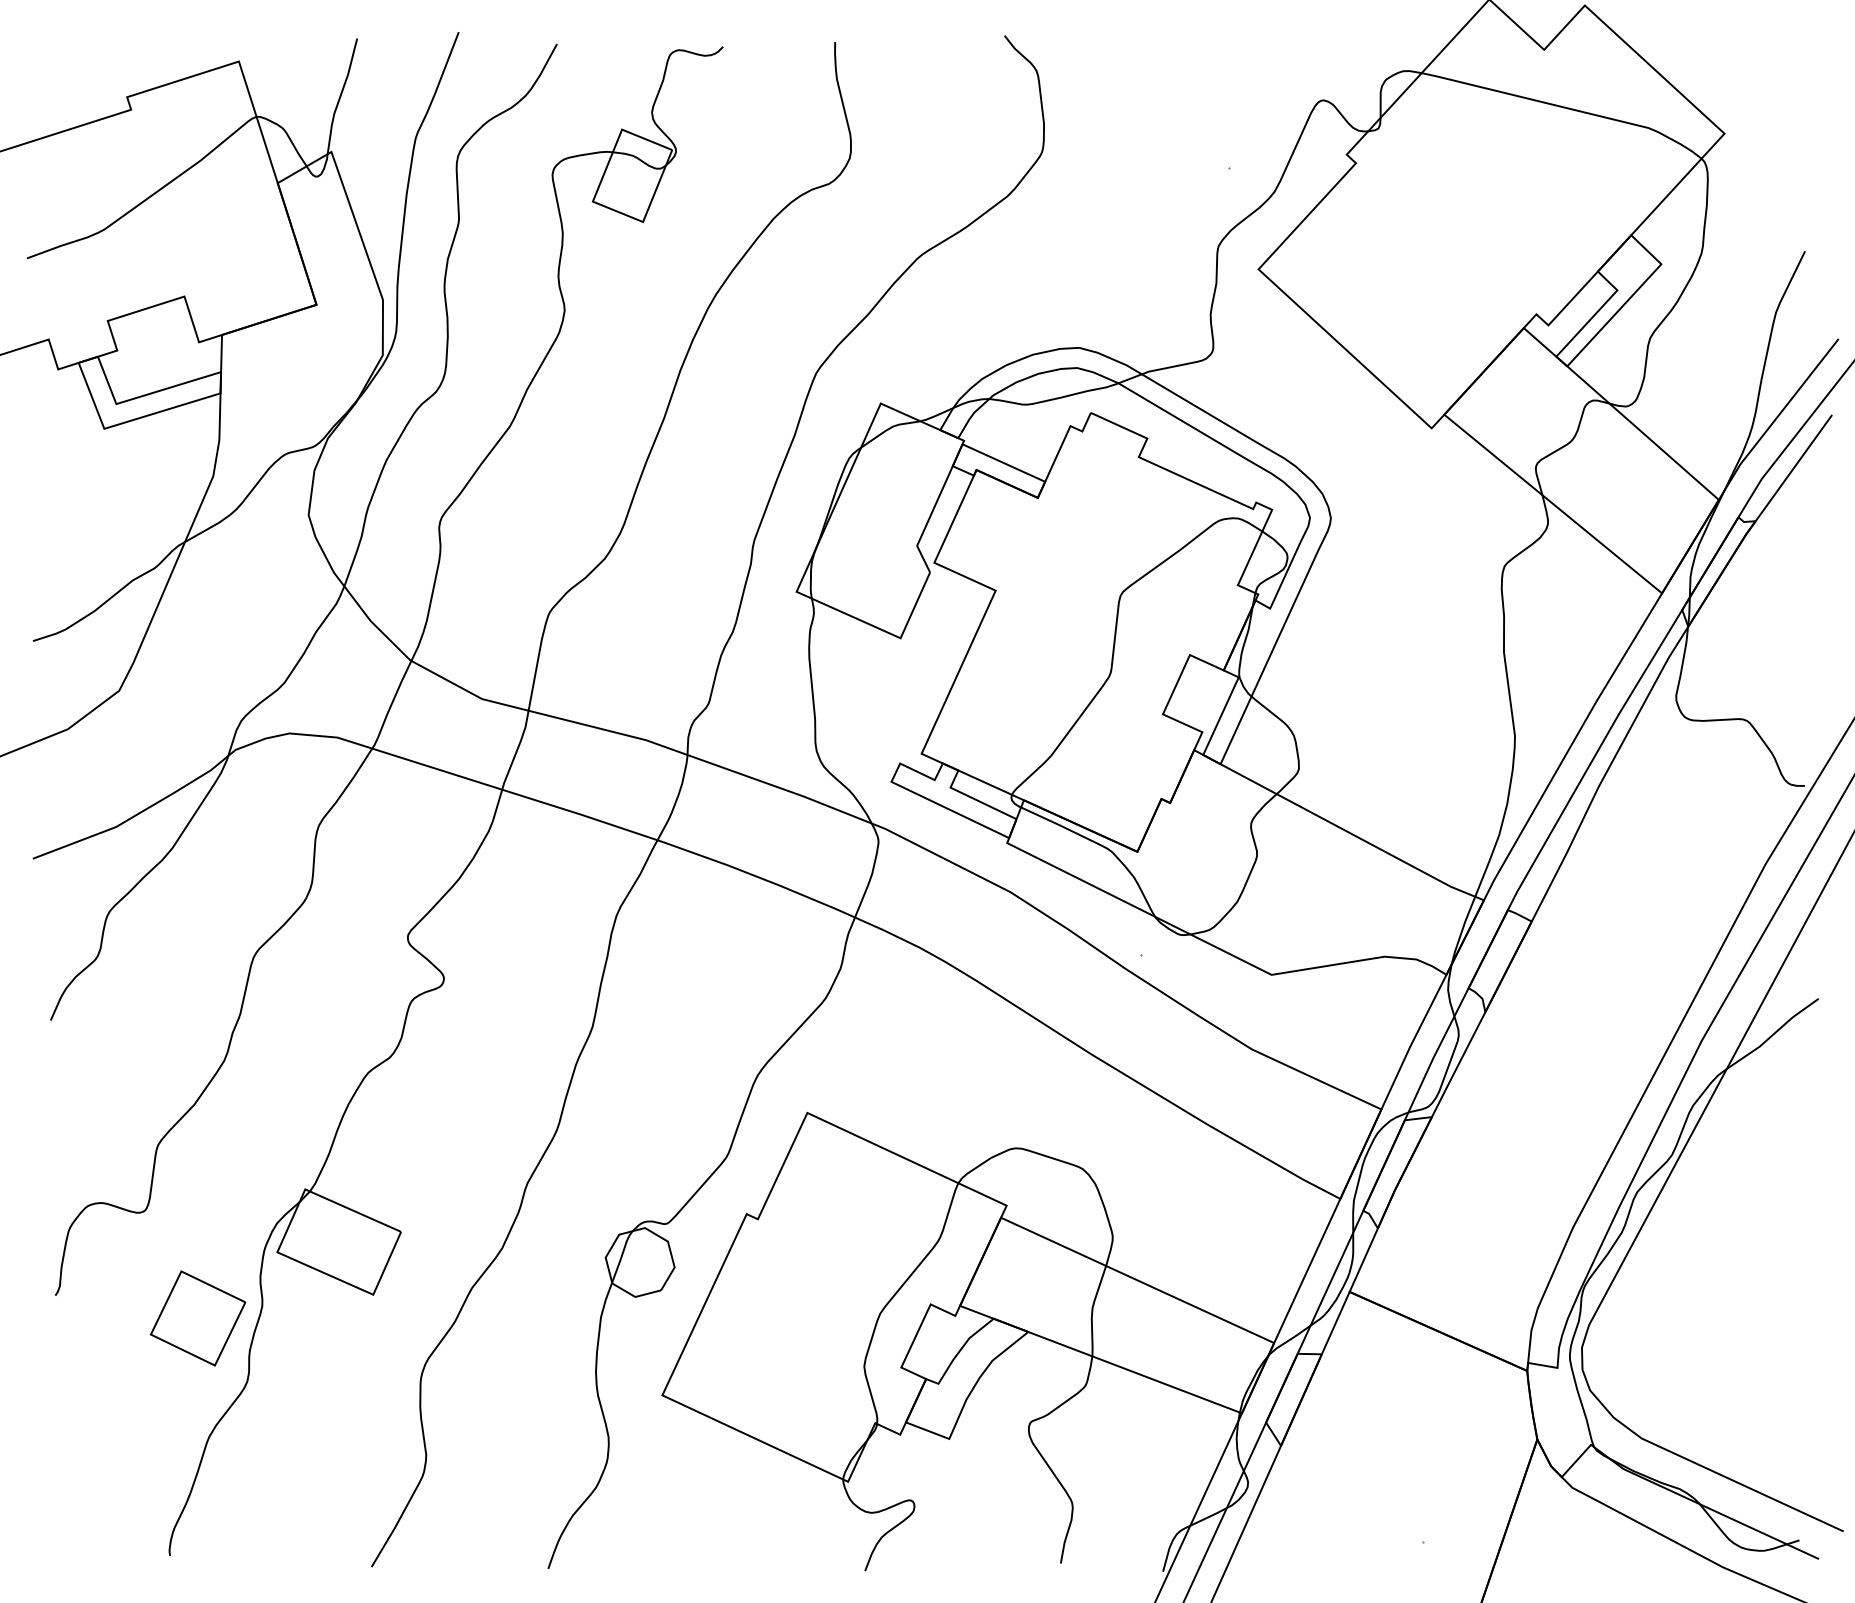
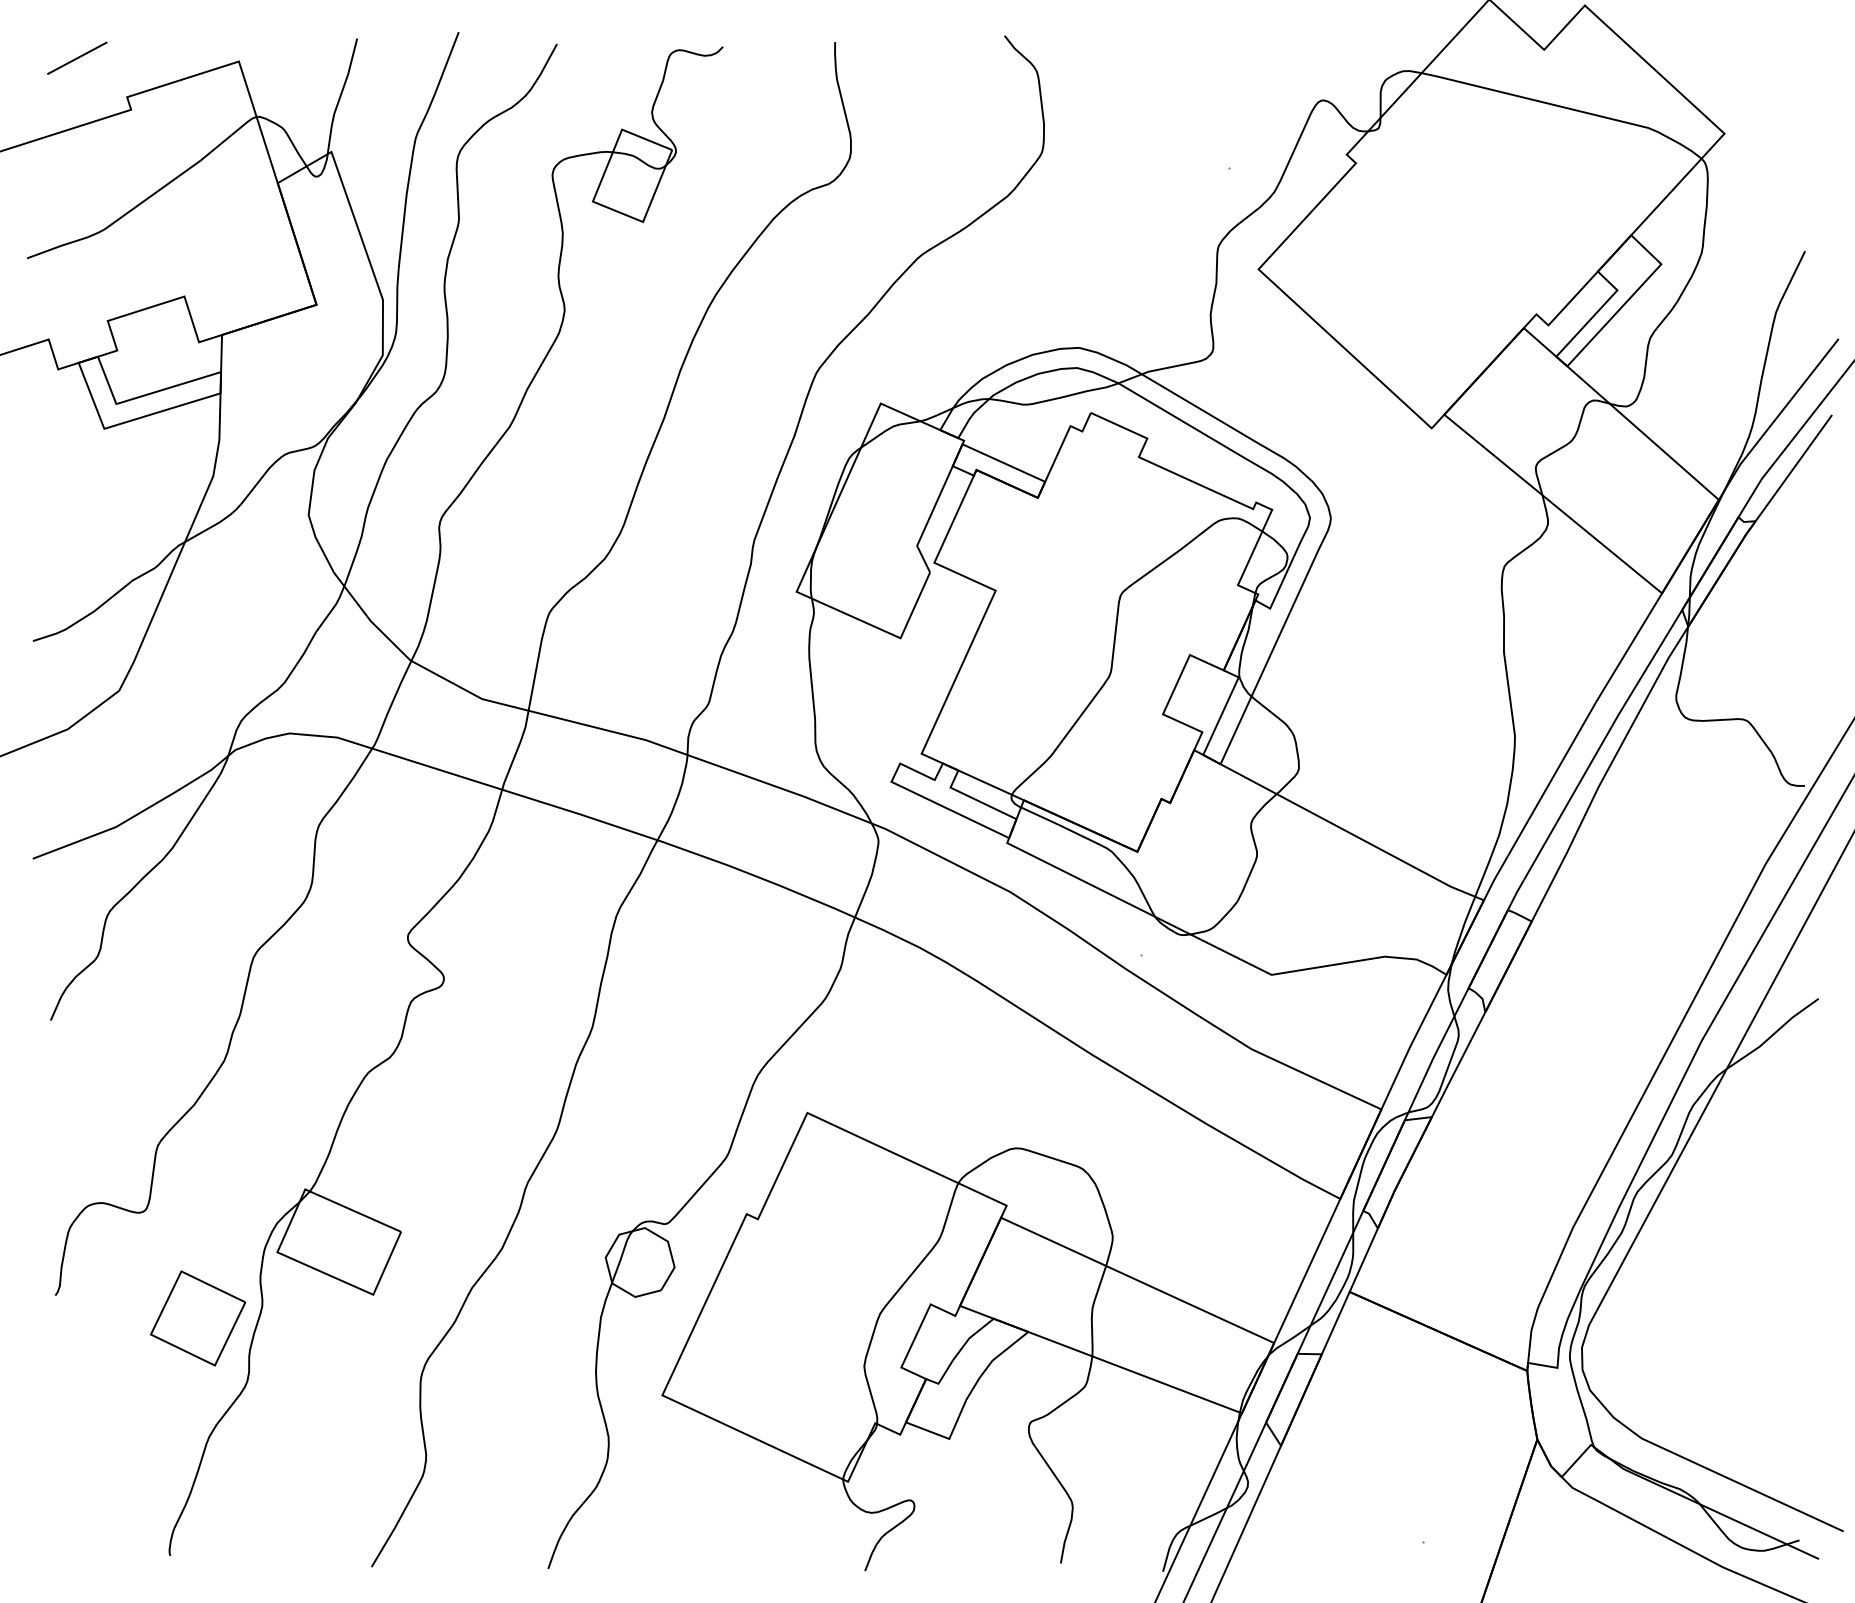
line: none -> present (77, 57)
